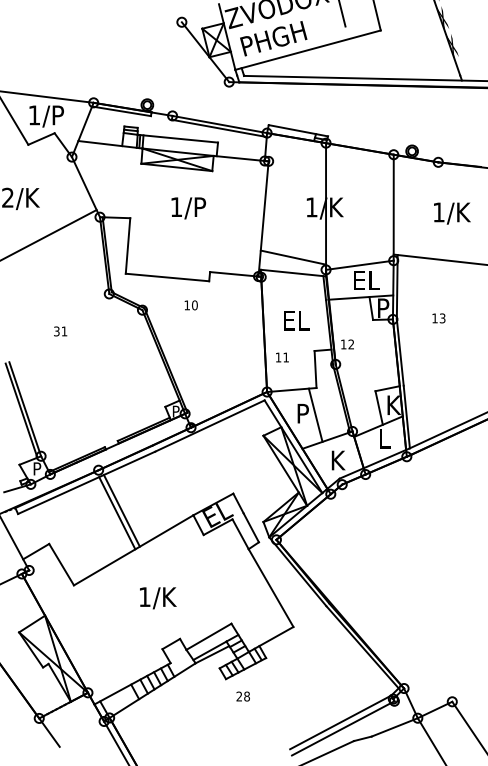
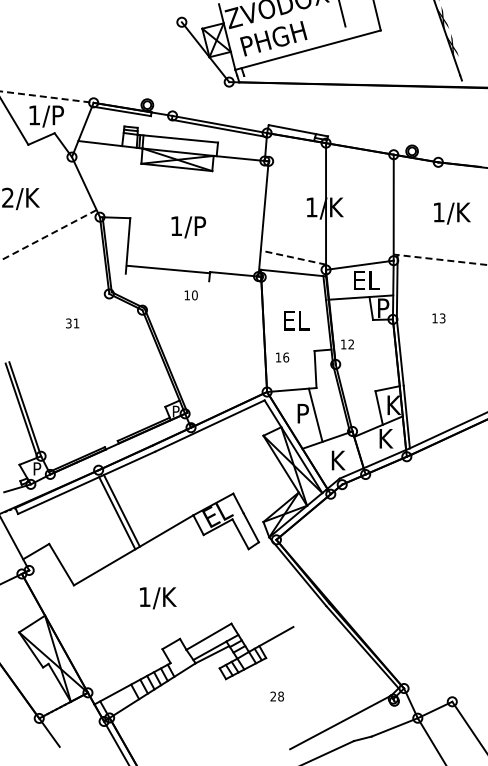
line: present -> none (364, 78)
line: solid -> dashed (47, 97)
text position: (188, 208) -> (188, 227) (188, 227)
line: solid -> dashed (48, 235)
line: solid -> dashed (292, 257)
line: solid -> dashed (440, 259)
line position: (167, 277) -> (168, 269) (168, 269)
text position: (190, 305) -> (190, 295) (190, 295)
text position: (60, 331) -> (72, 323) (72, 323)
text: 11 -> 16 (286, 357)
text: L -> K (386, 438)
line: present -> none (270, 587)
text position: (242, 696) -> (276, 696) (276, 696)
line: present -> none (342, 728)
